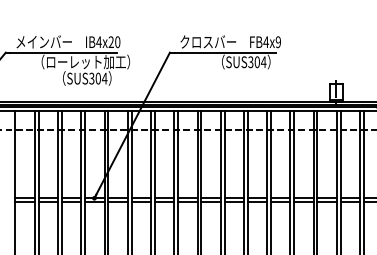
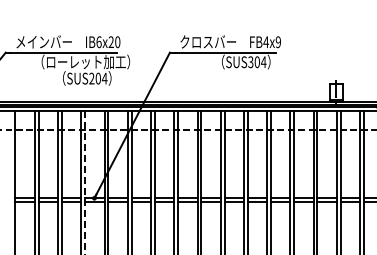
text: IB4x20 -> IB6x20 (98, 42)
text: SUS304 -> SUS204 (91, 78)
line: solid -> dashed (85, 182)
